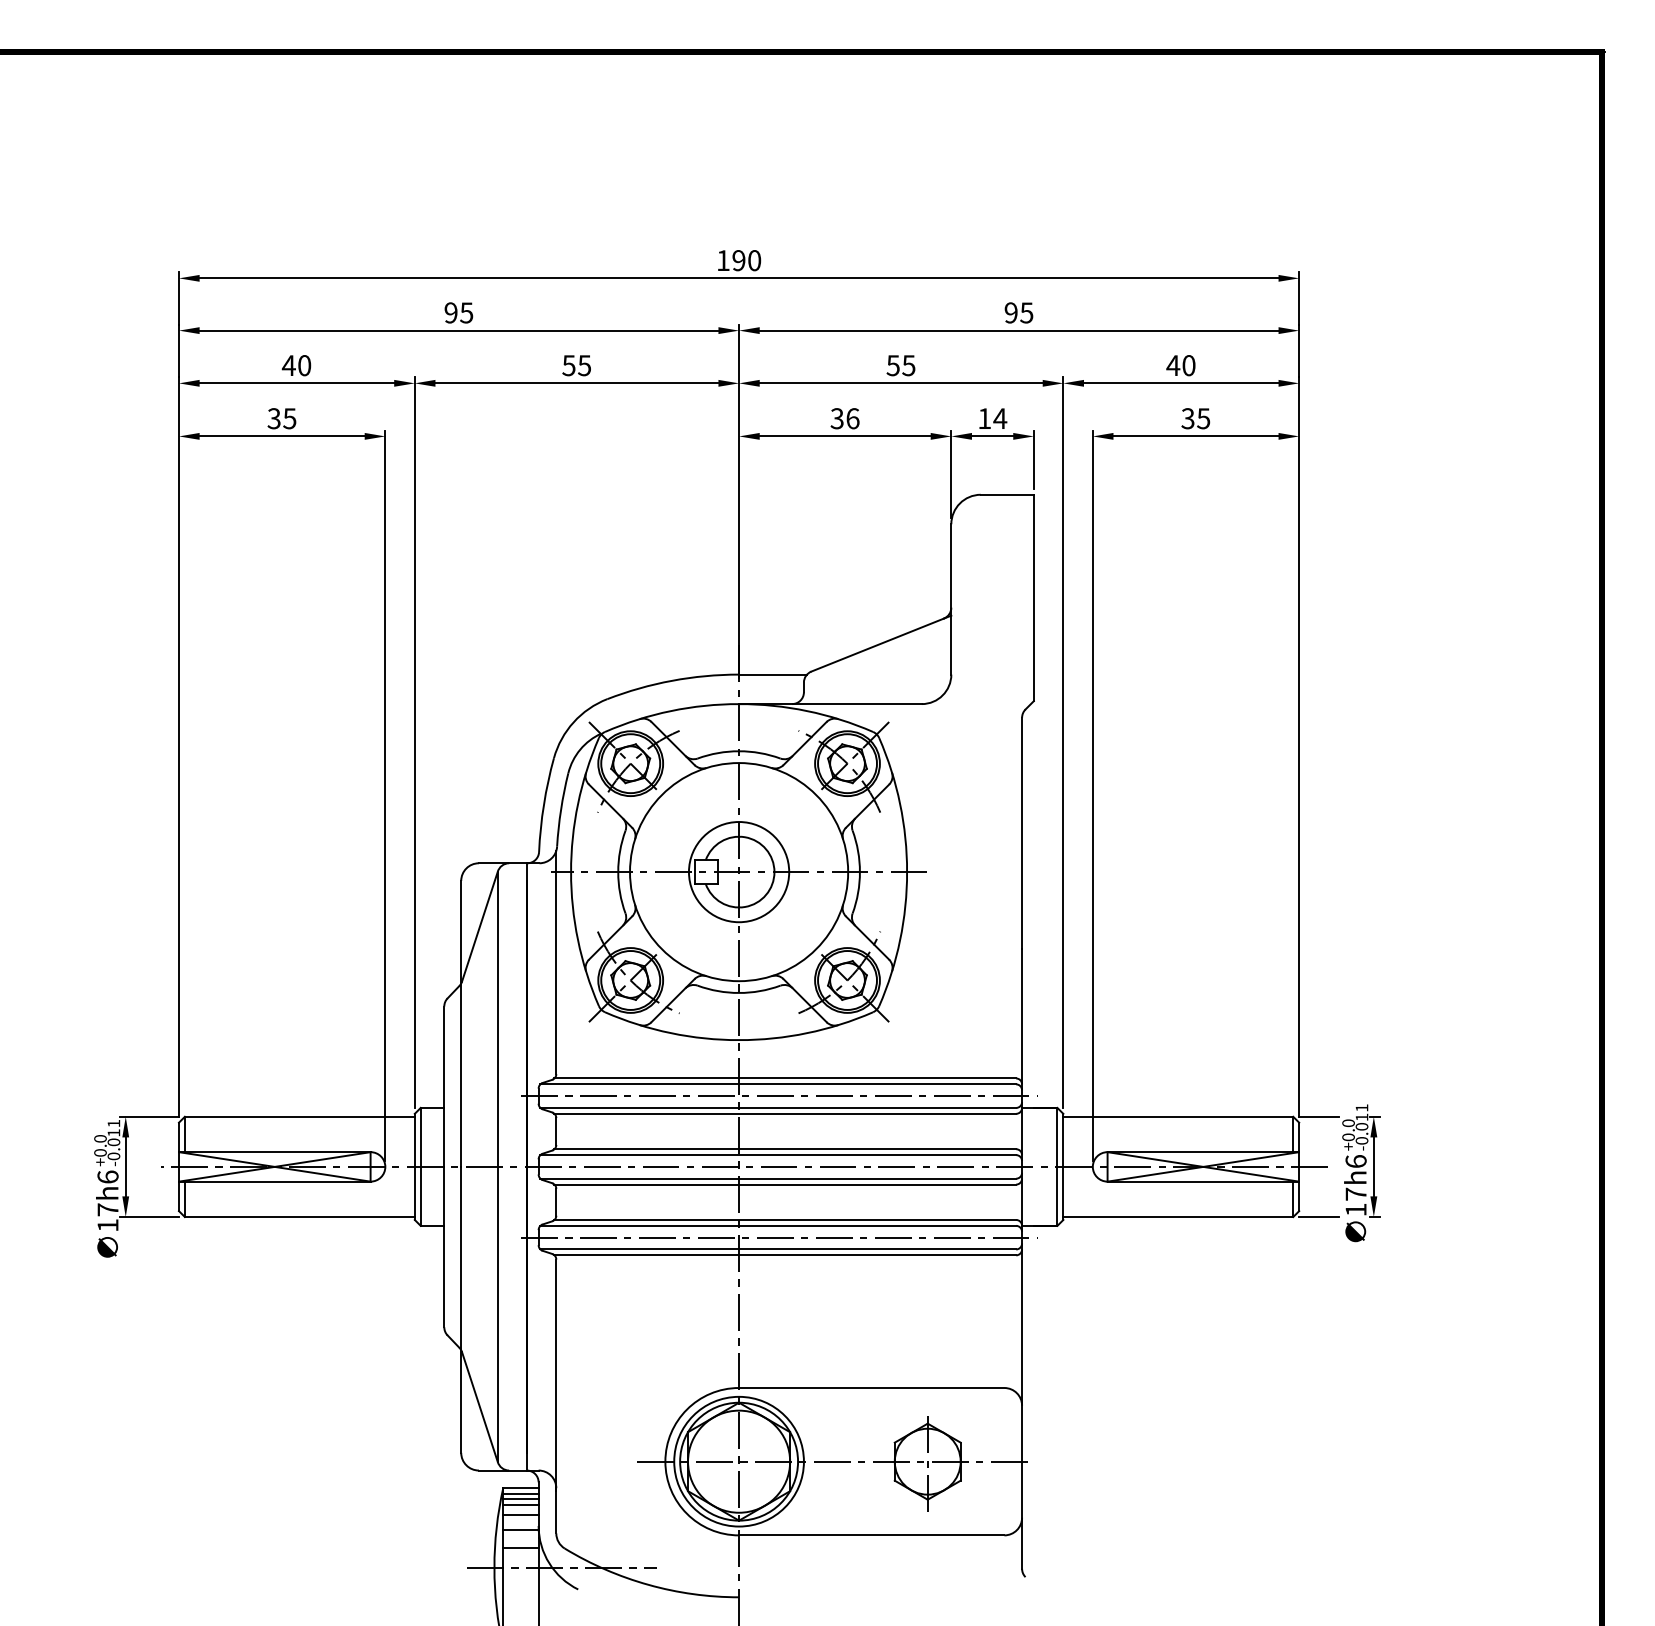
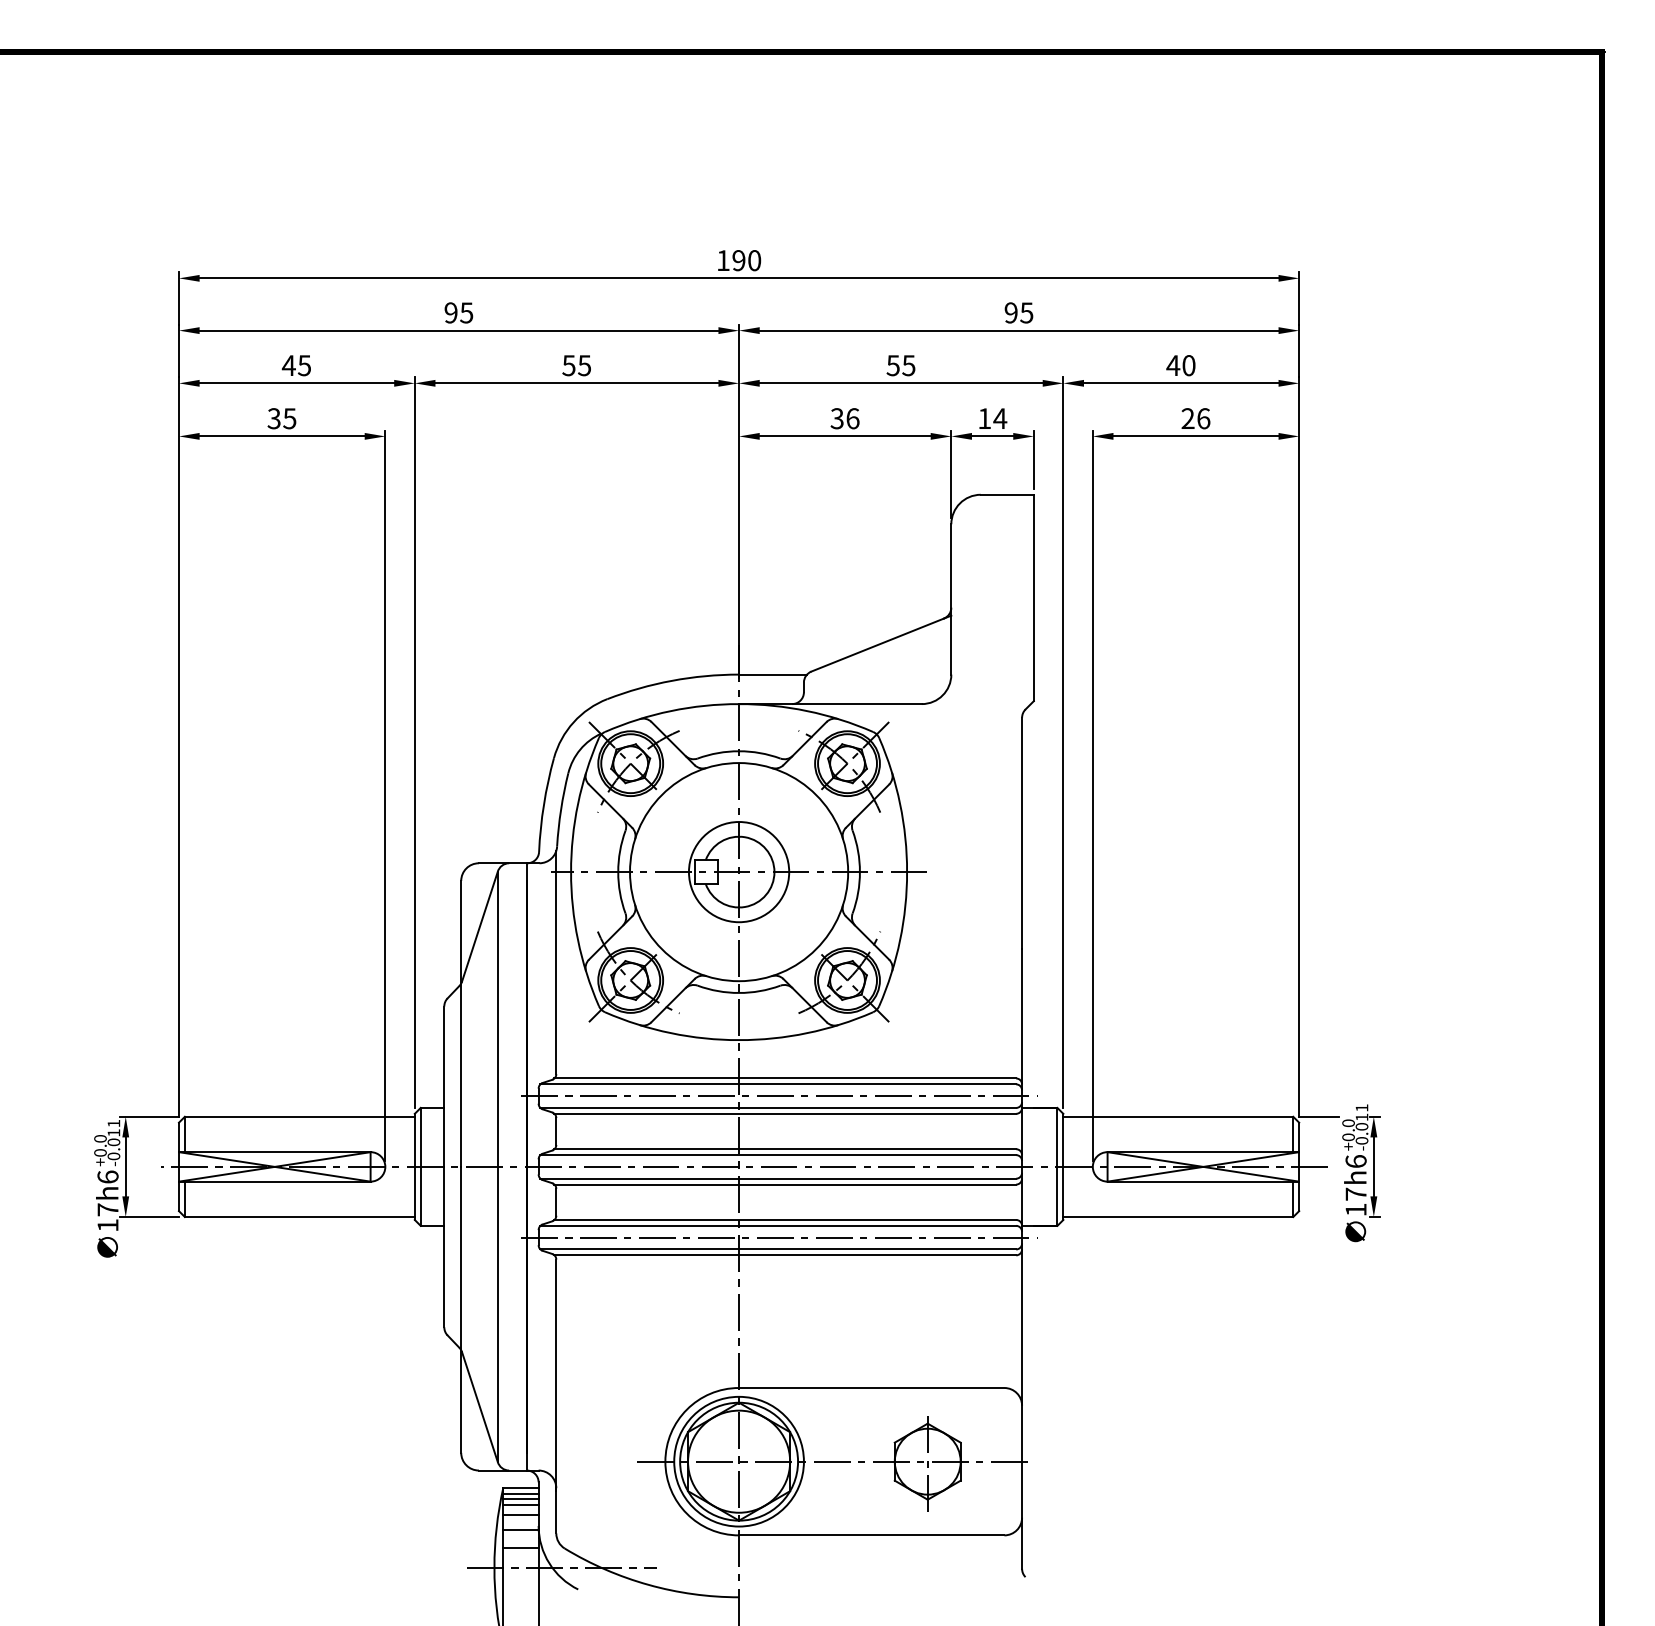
text: 40 -> 45 (304, 365)
text: 35 -> 26 (1195, 418)
line: present -> none (1319, 1217)
